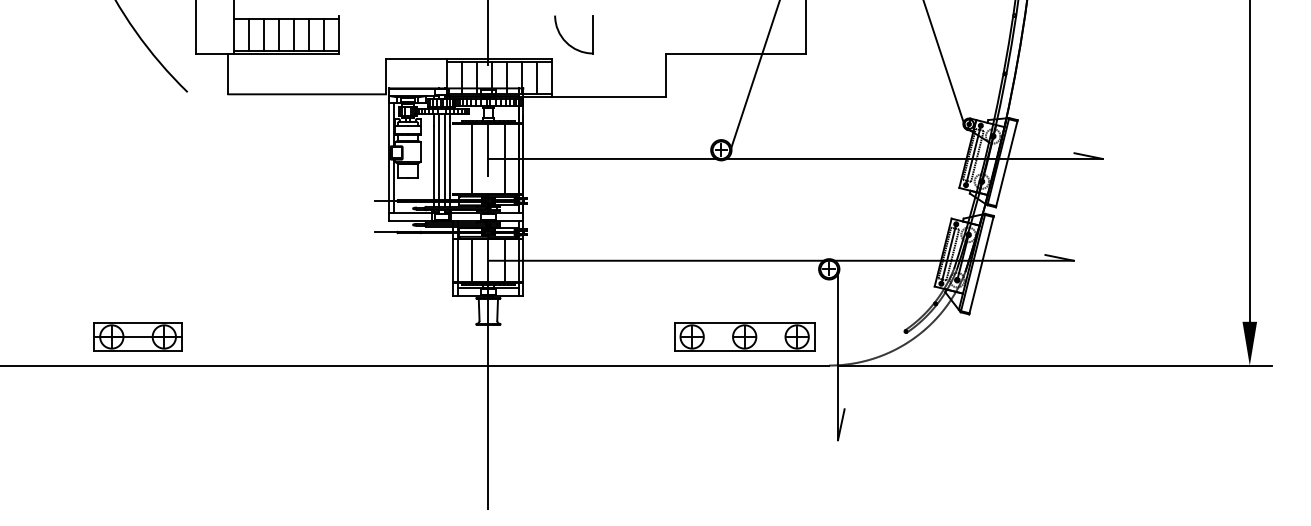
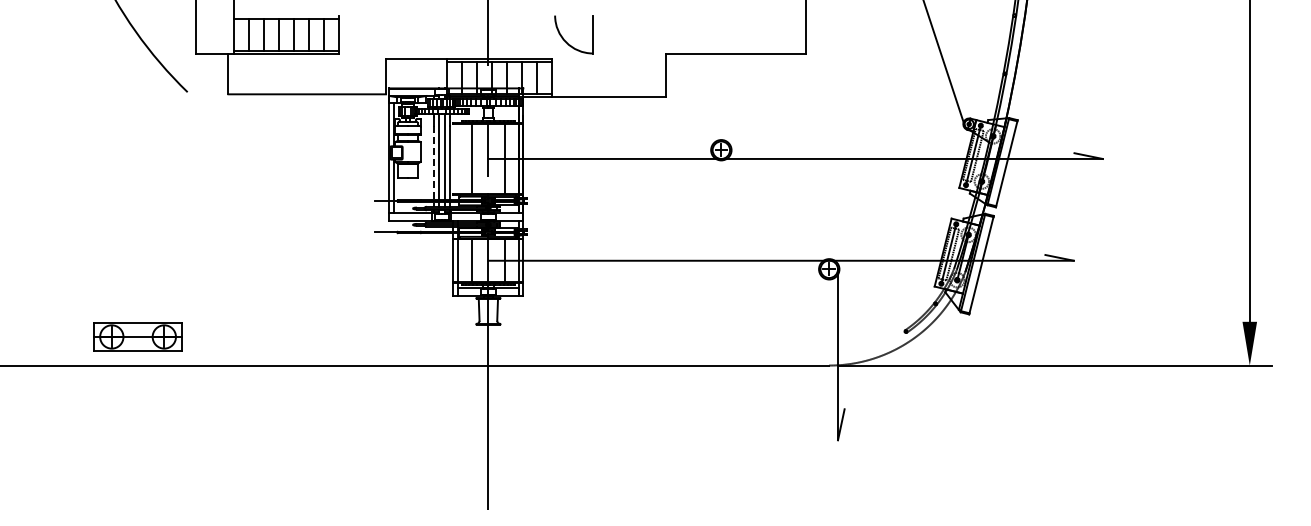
line: present -> none (754, 77)
line: solid -> dashed (433, 166)
part: present -> none (744, 336)
